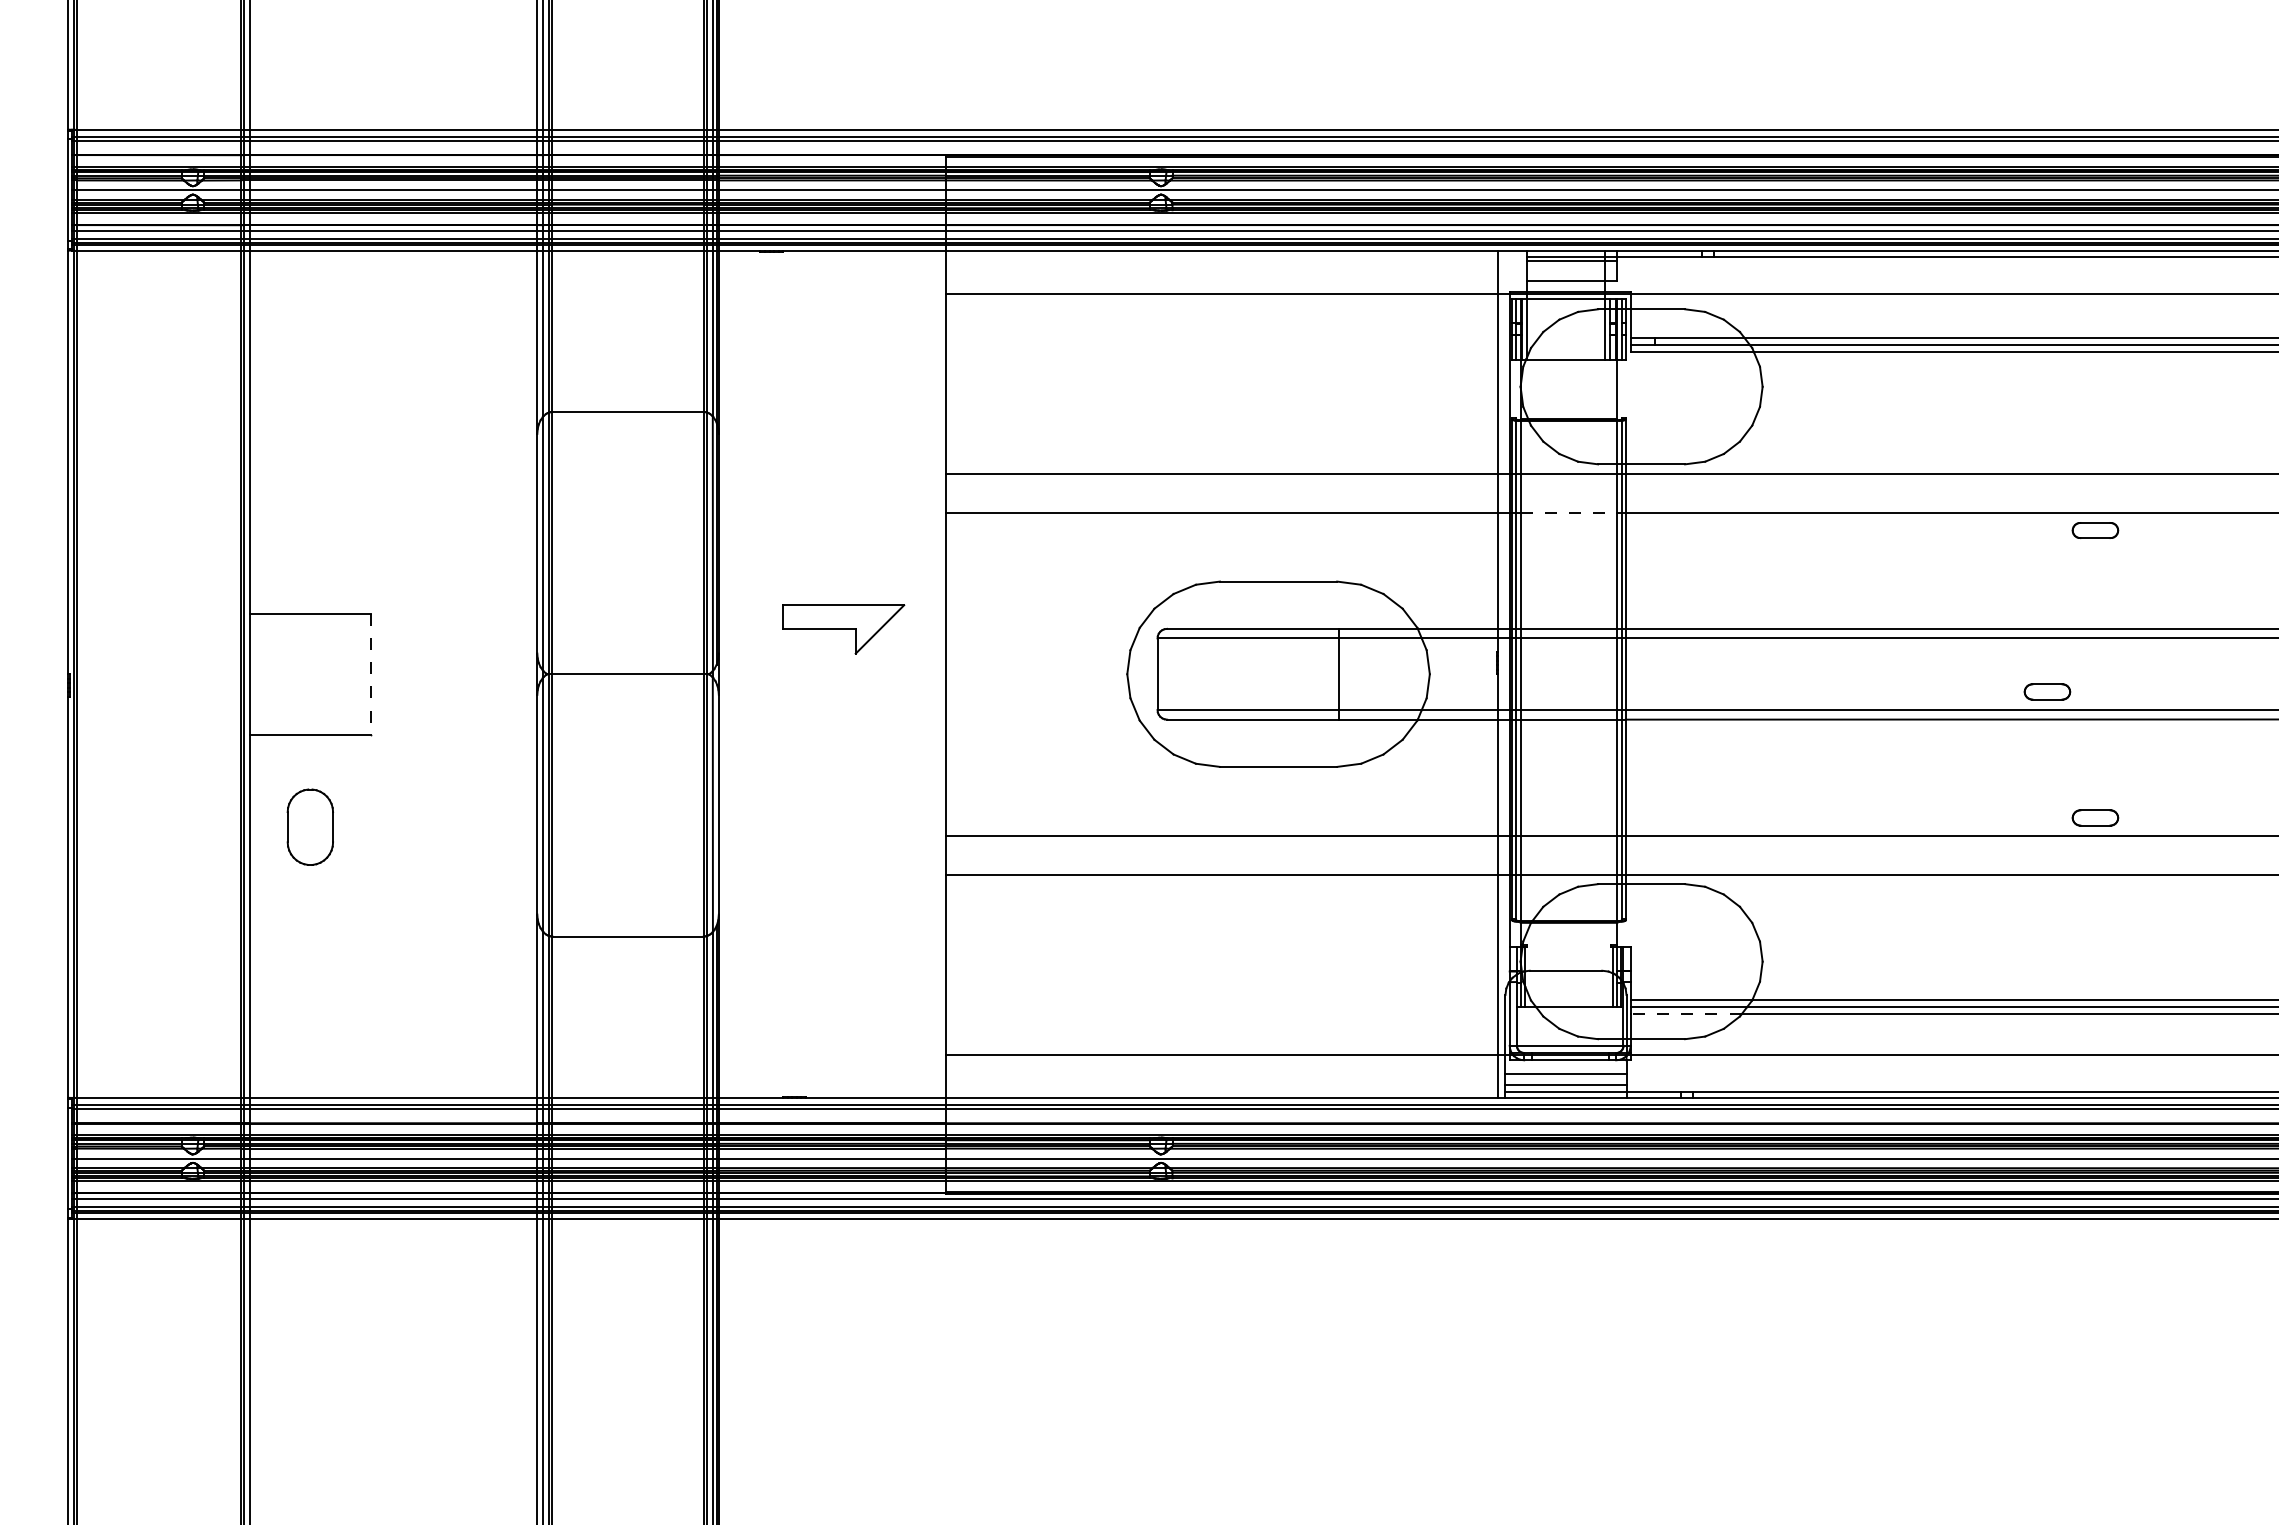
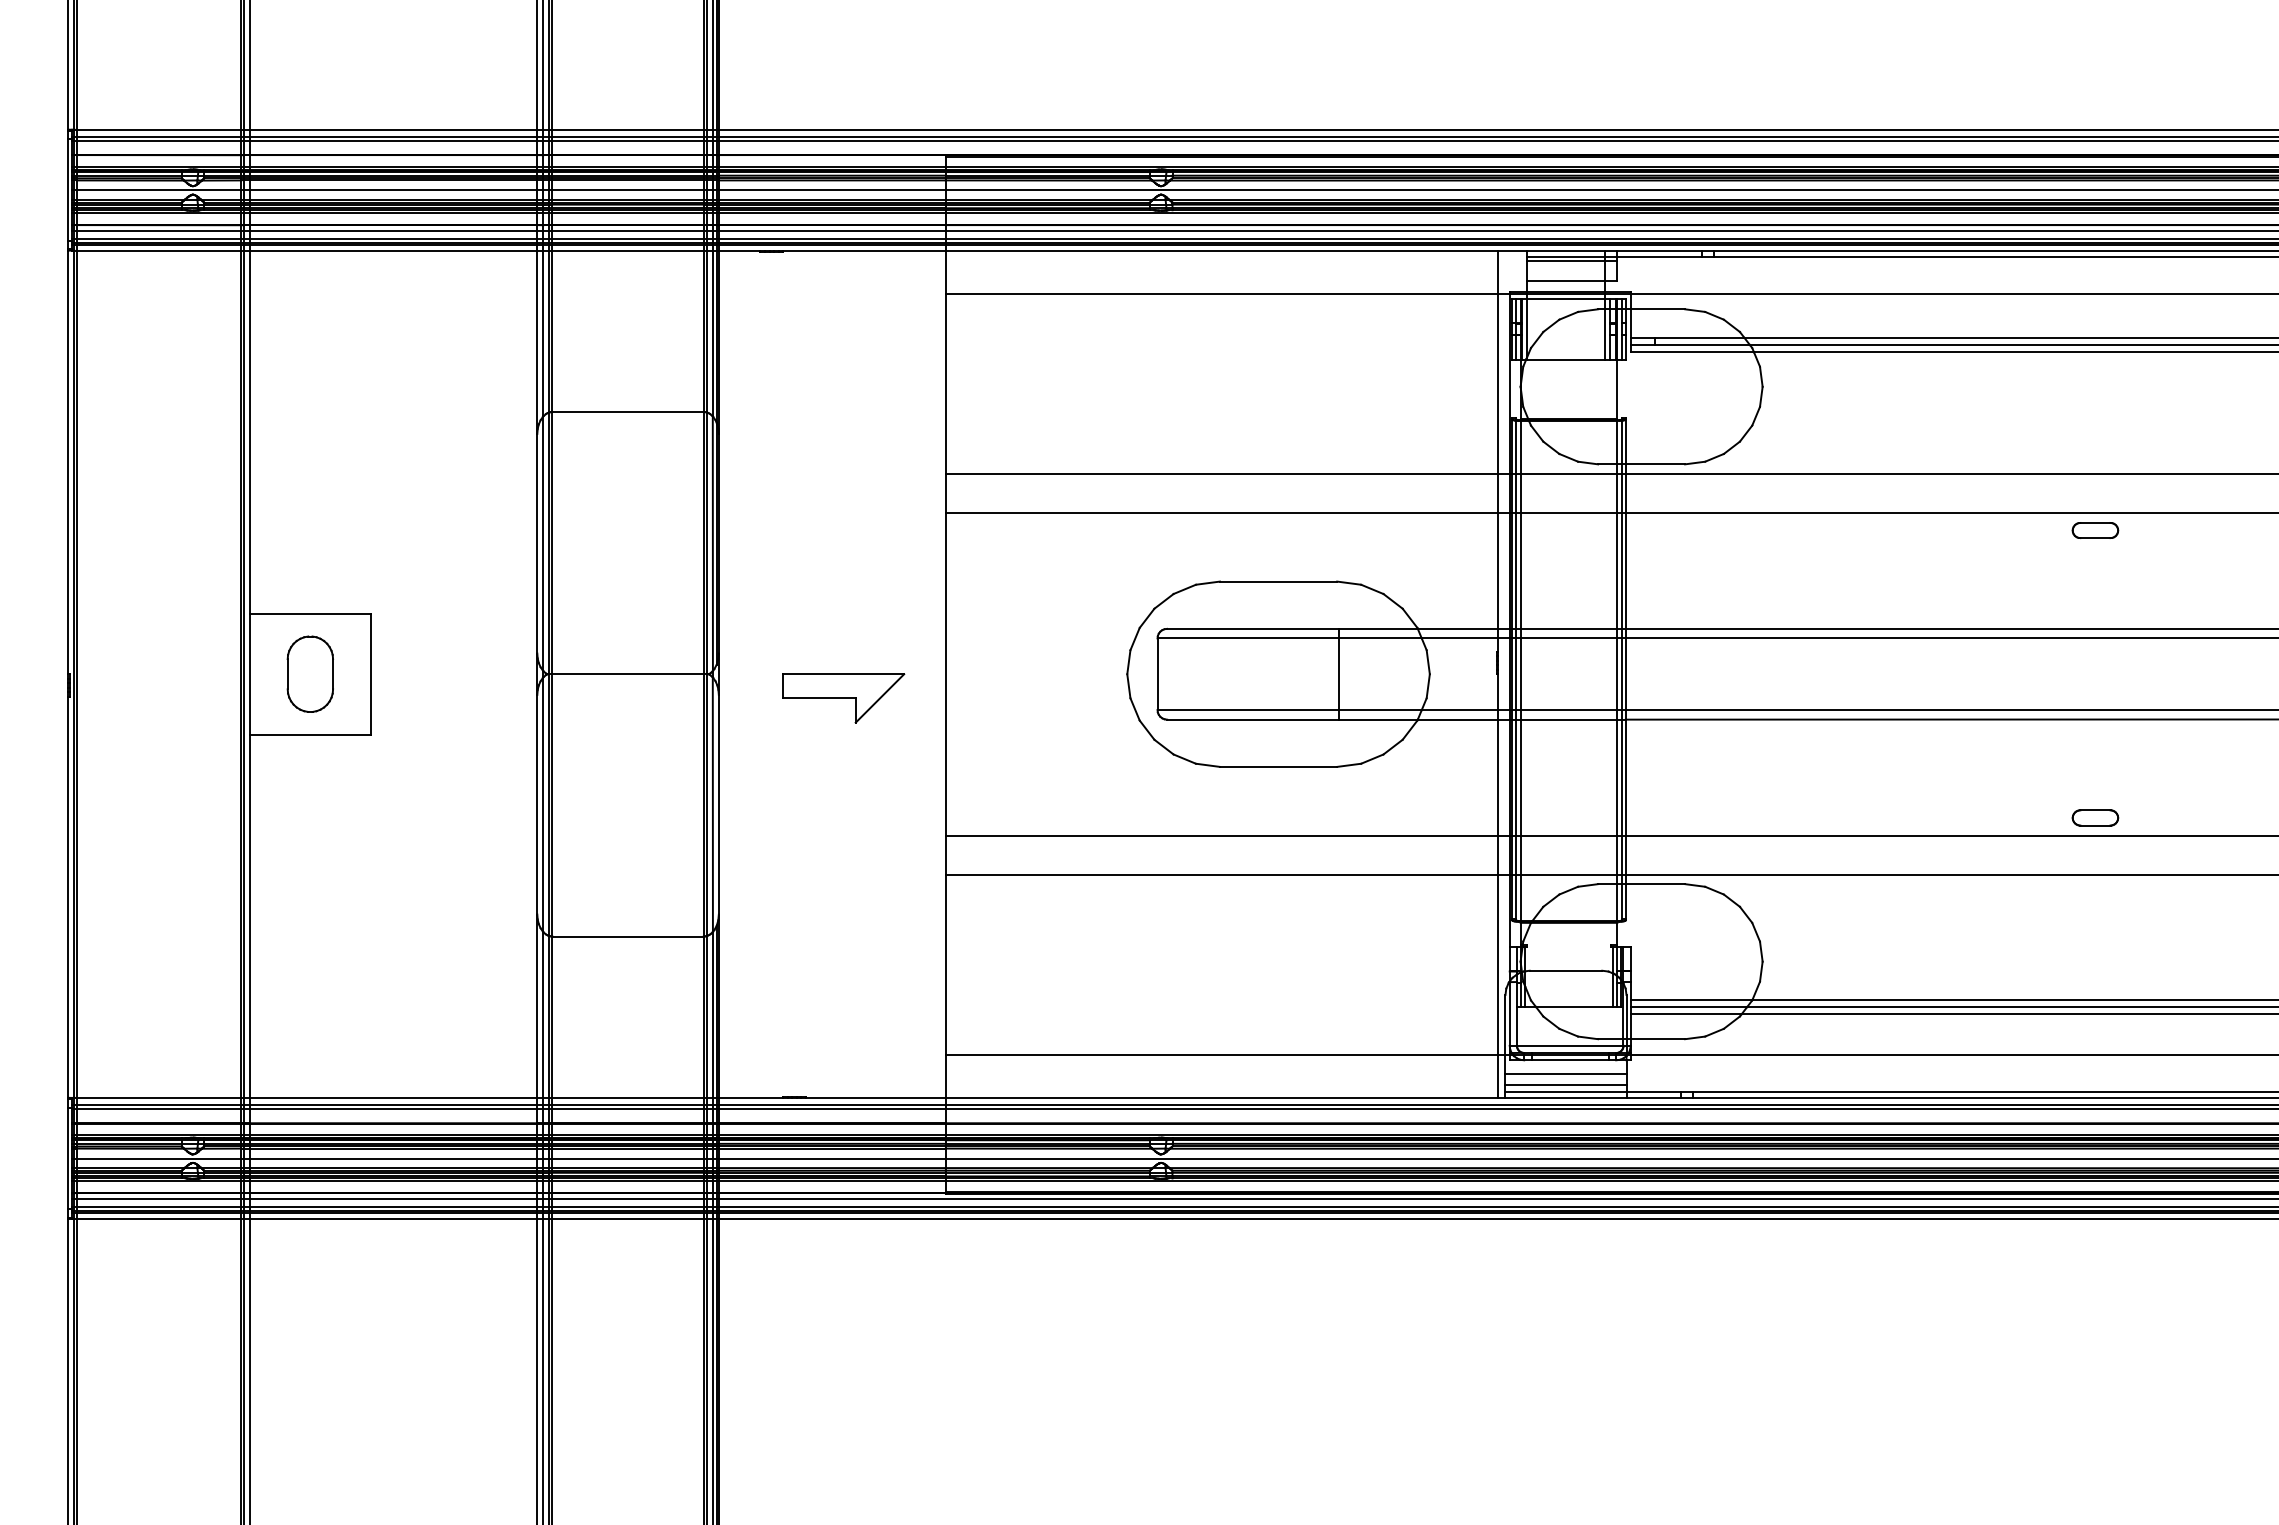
line: dashed -> solid (1569, 512)
part position: (843, 629) -> (843, 698) (843, 698)
line: dashed -> solid (370, 674)
part: present -> none (2047, 691)
part position: (309, 826) -> (309, 673) (309, 673)
line: dashed -> solid (1685, 1014)
